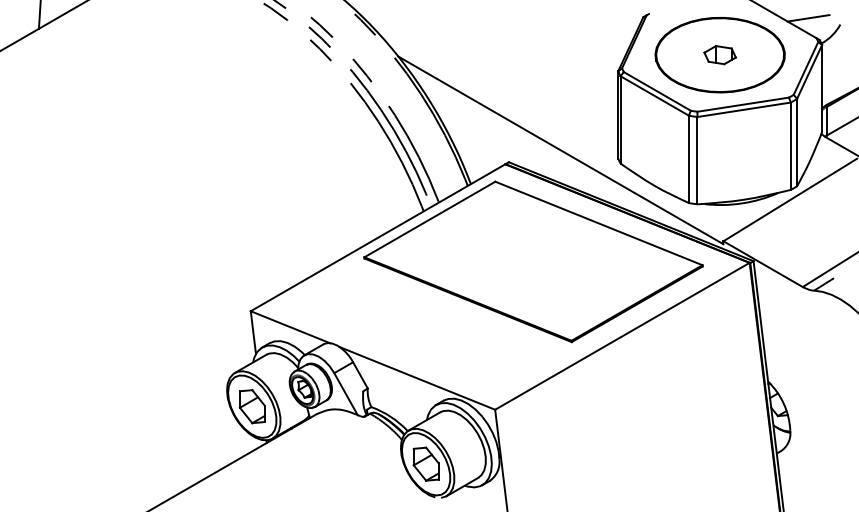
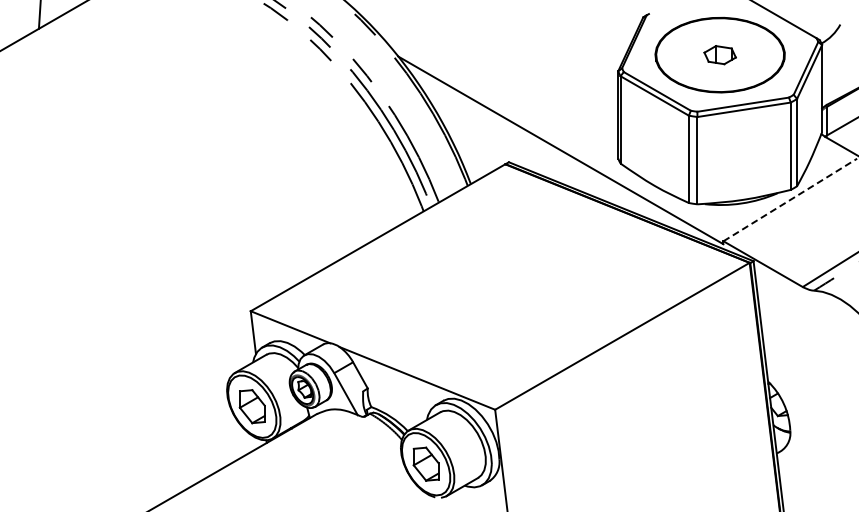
line: present -> none (808, 18)
line: solid -> dashed (790, 200)
part: present -> none (533, 261)
